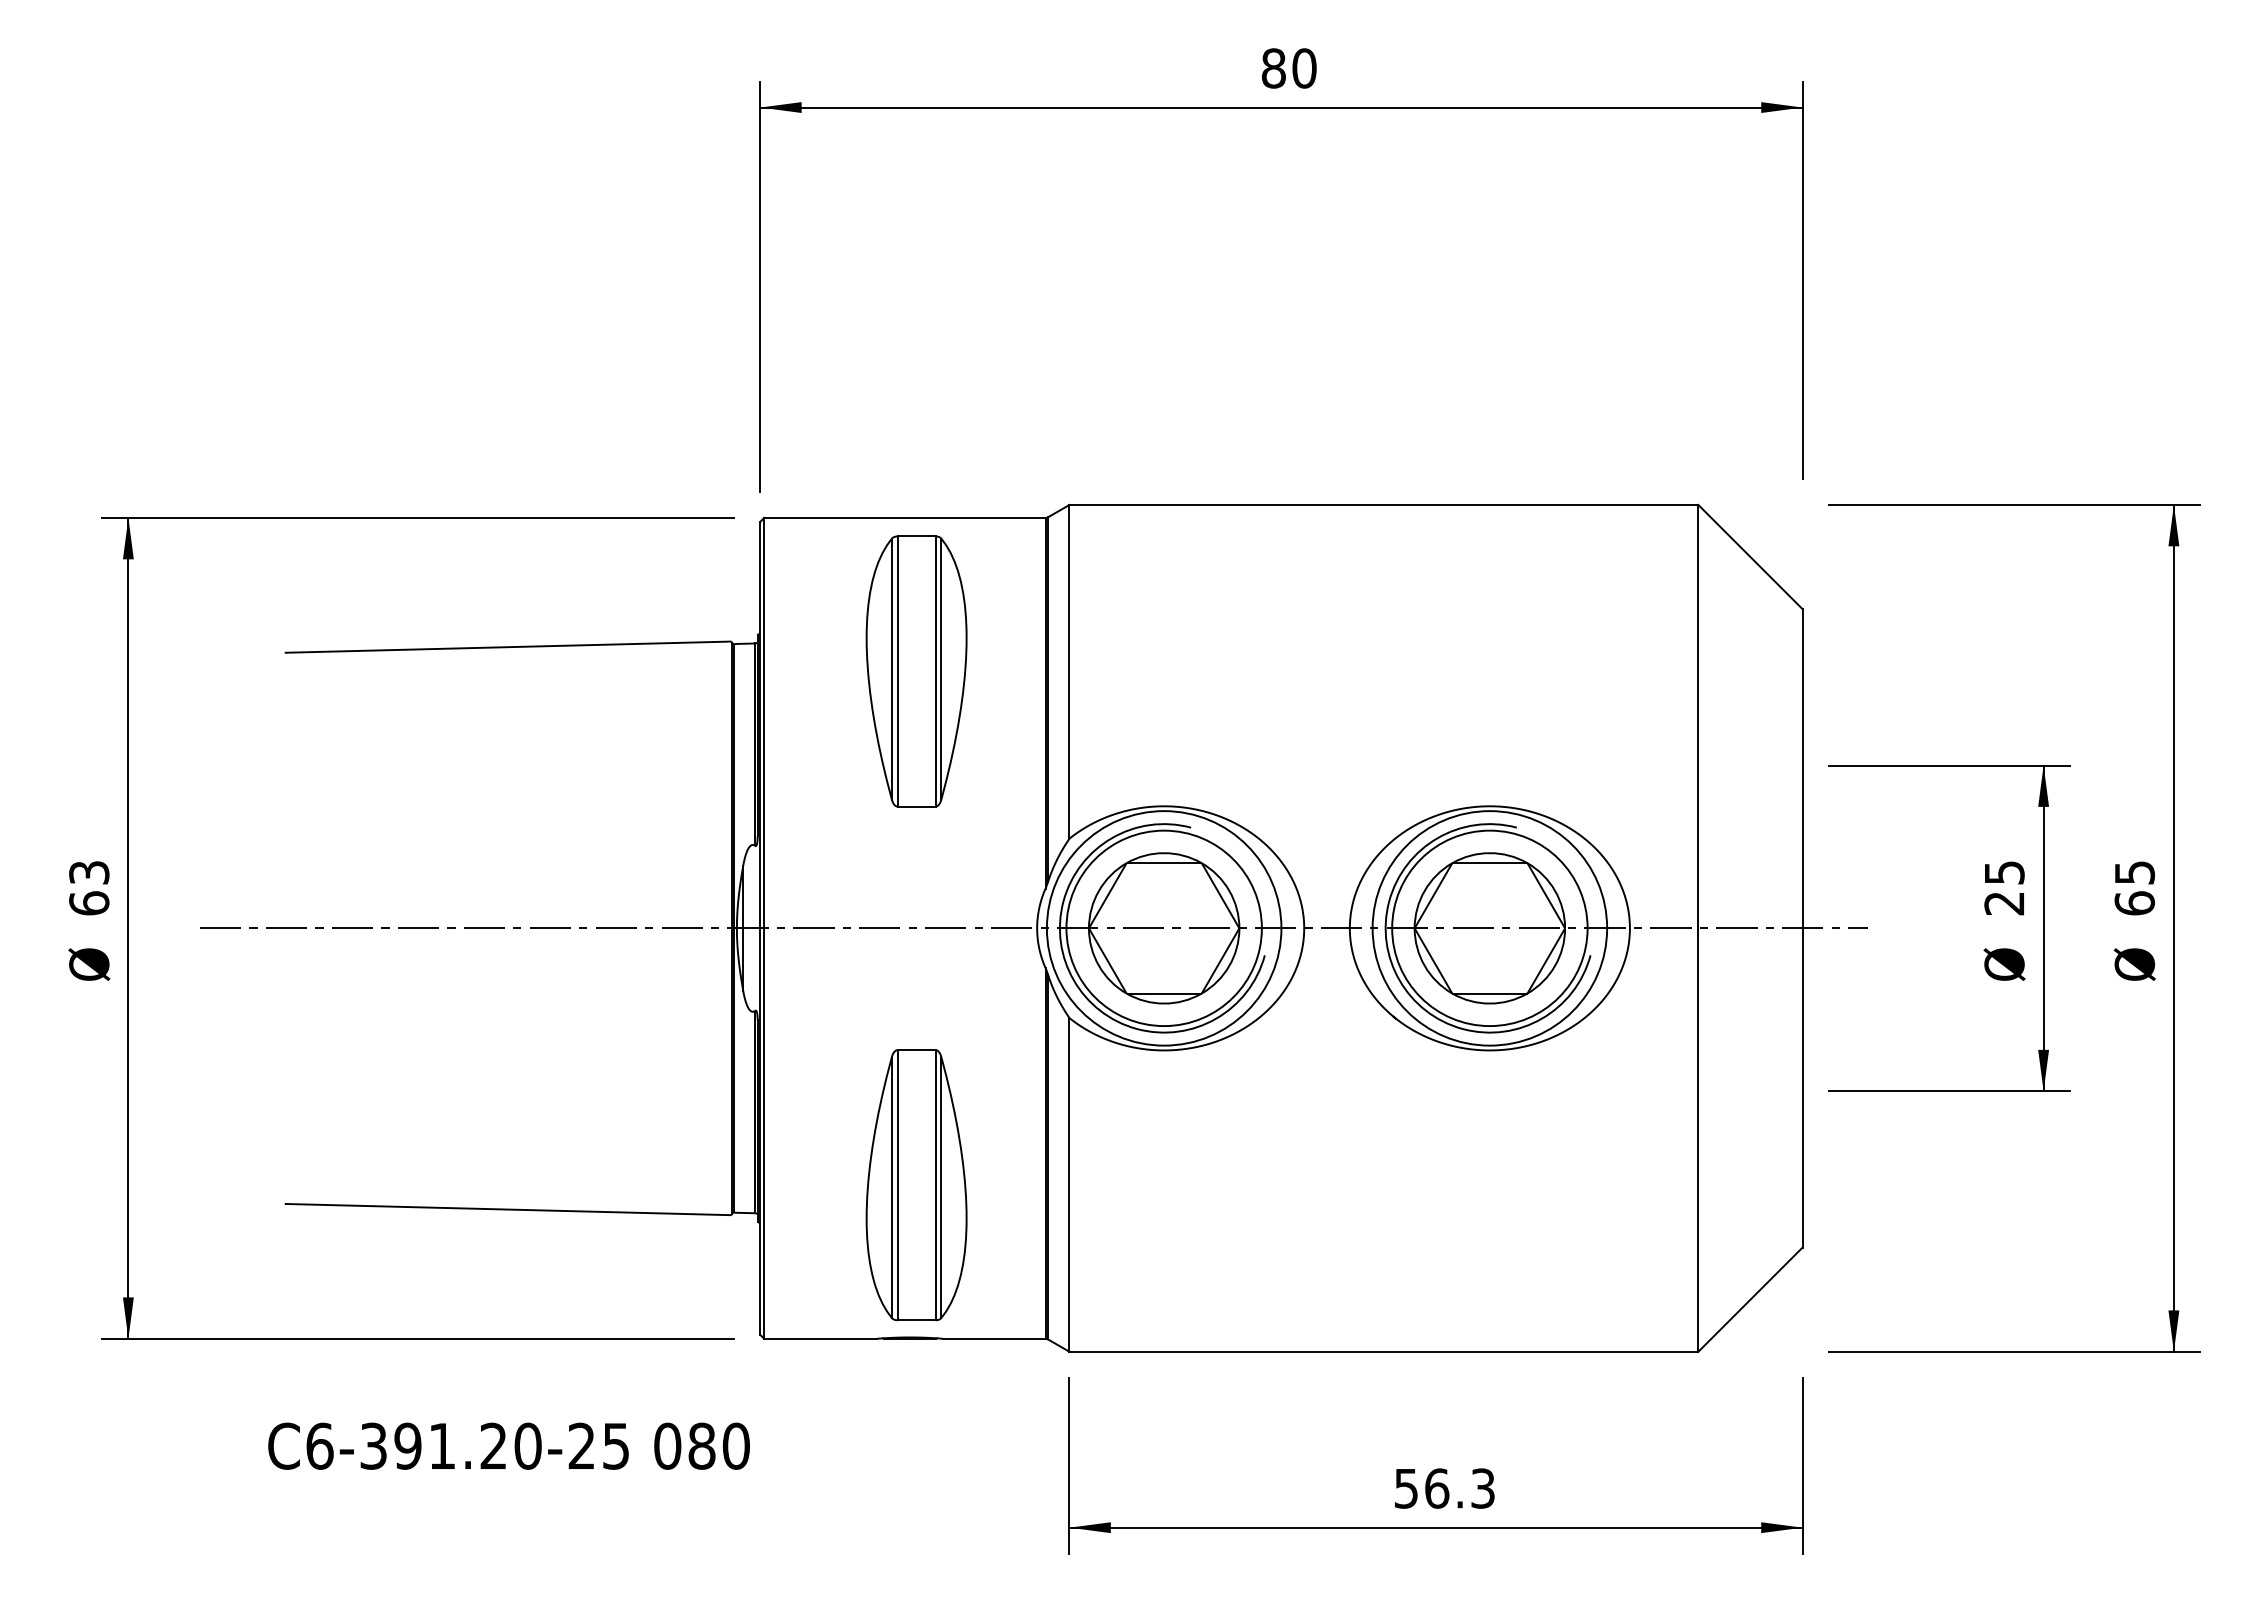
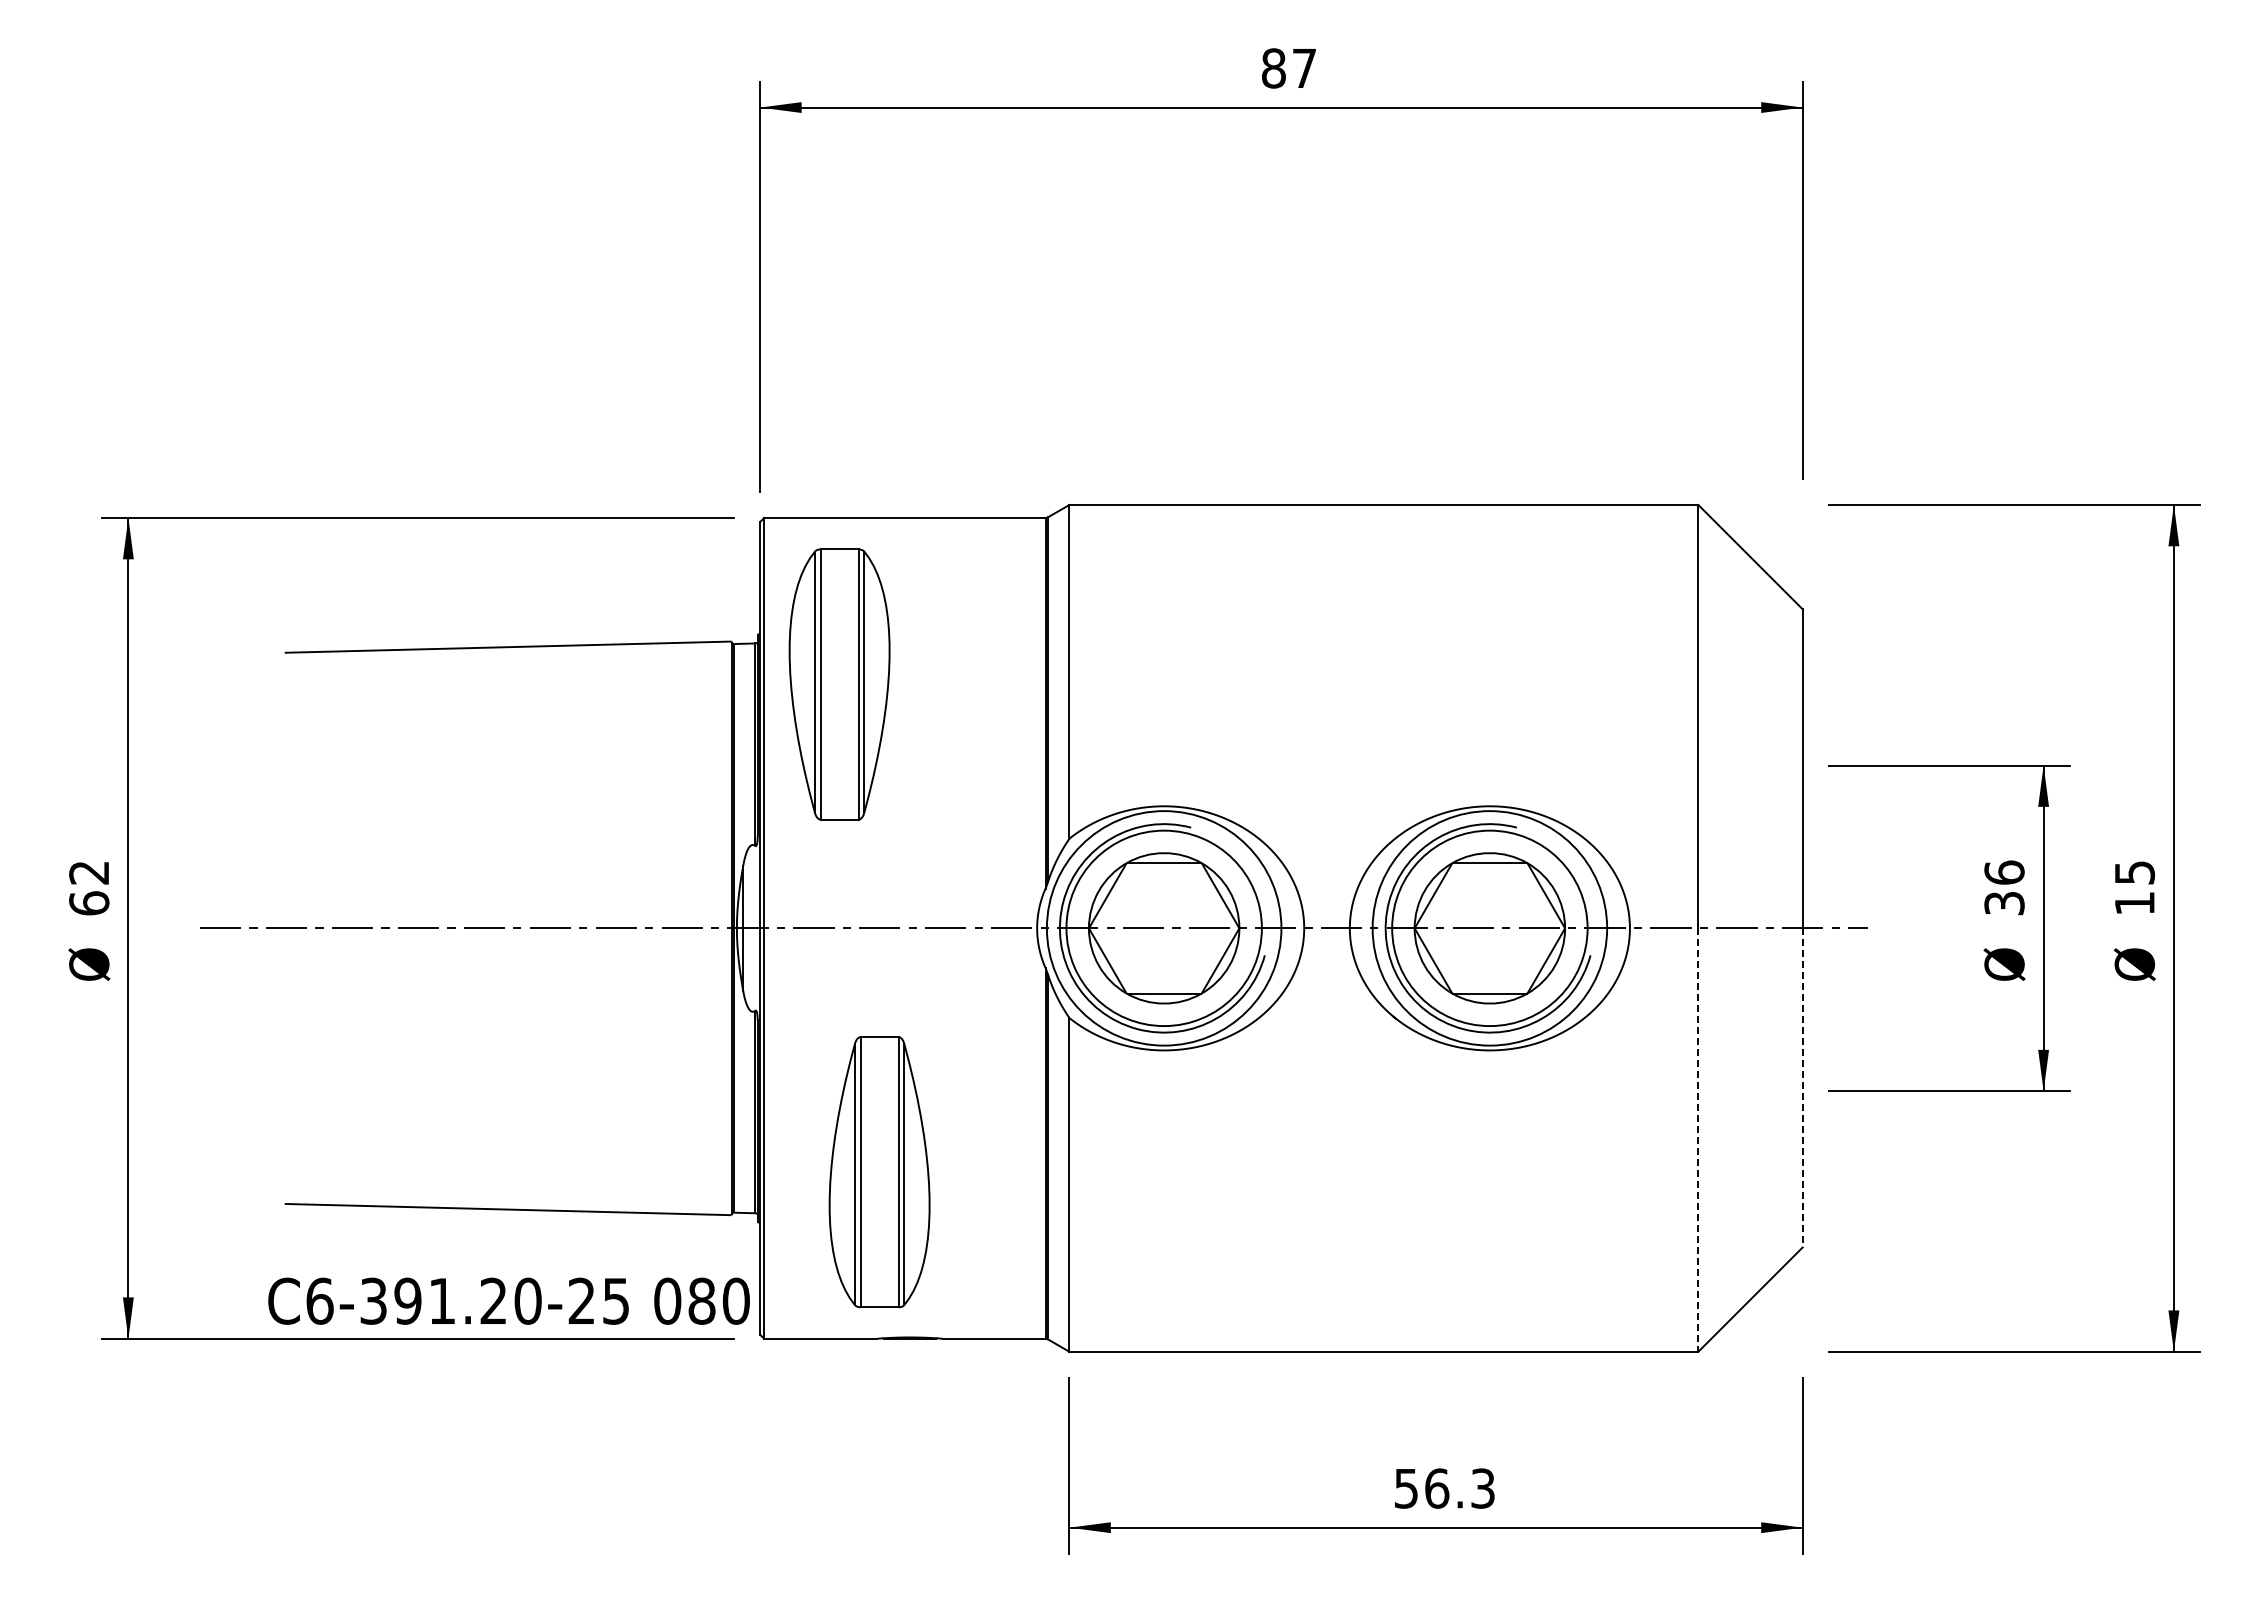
text: 80 -> 87 (1304, 68)
part position: (916, 671) -> (839, 684) (839, 684)
text: 63 -> 62 (89, 872)
text: 25 -> 36 (2004, 887)
text: 65 -> 15 (2134, 903)
line: solid -> dashed (1802, 1087)
line: solid -> dashed (1698, 1140)
part position: (916, 1185) -> (879, 1172) (879, 1172)
text position: (508, 1445) -> (508, 1300) (508, 1300)
